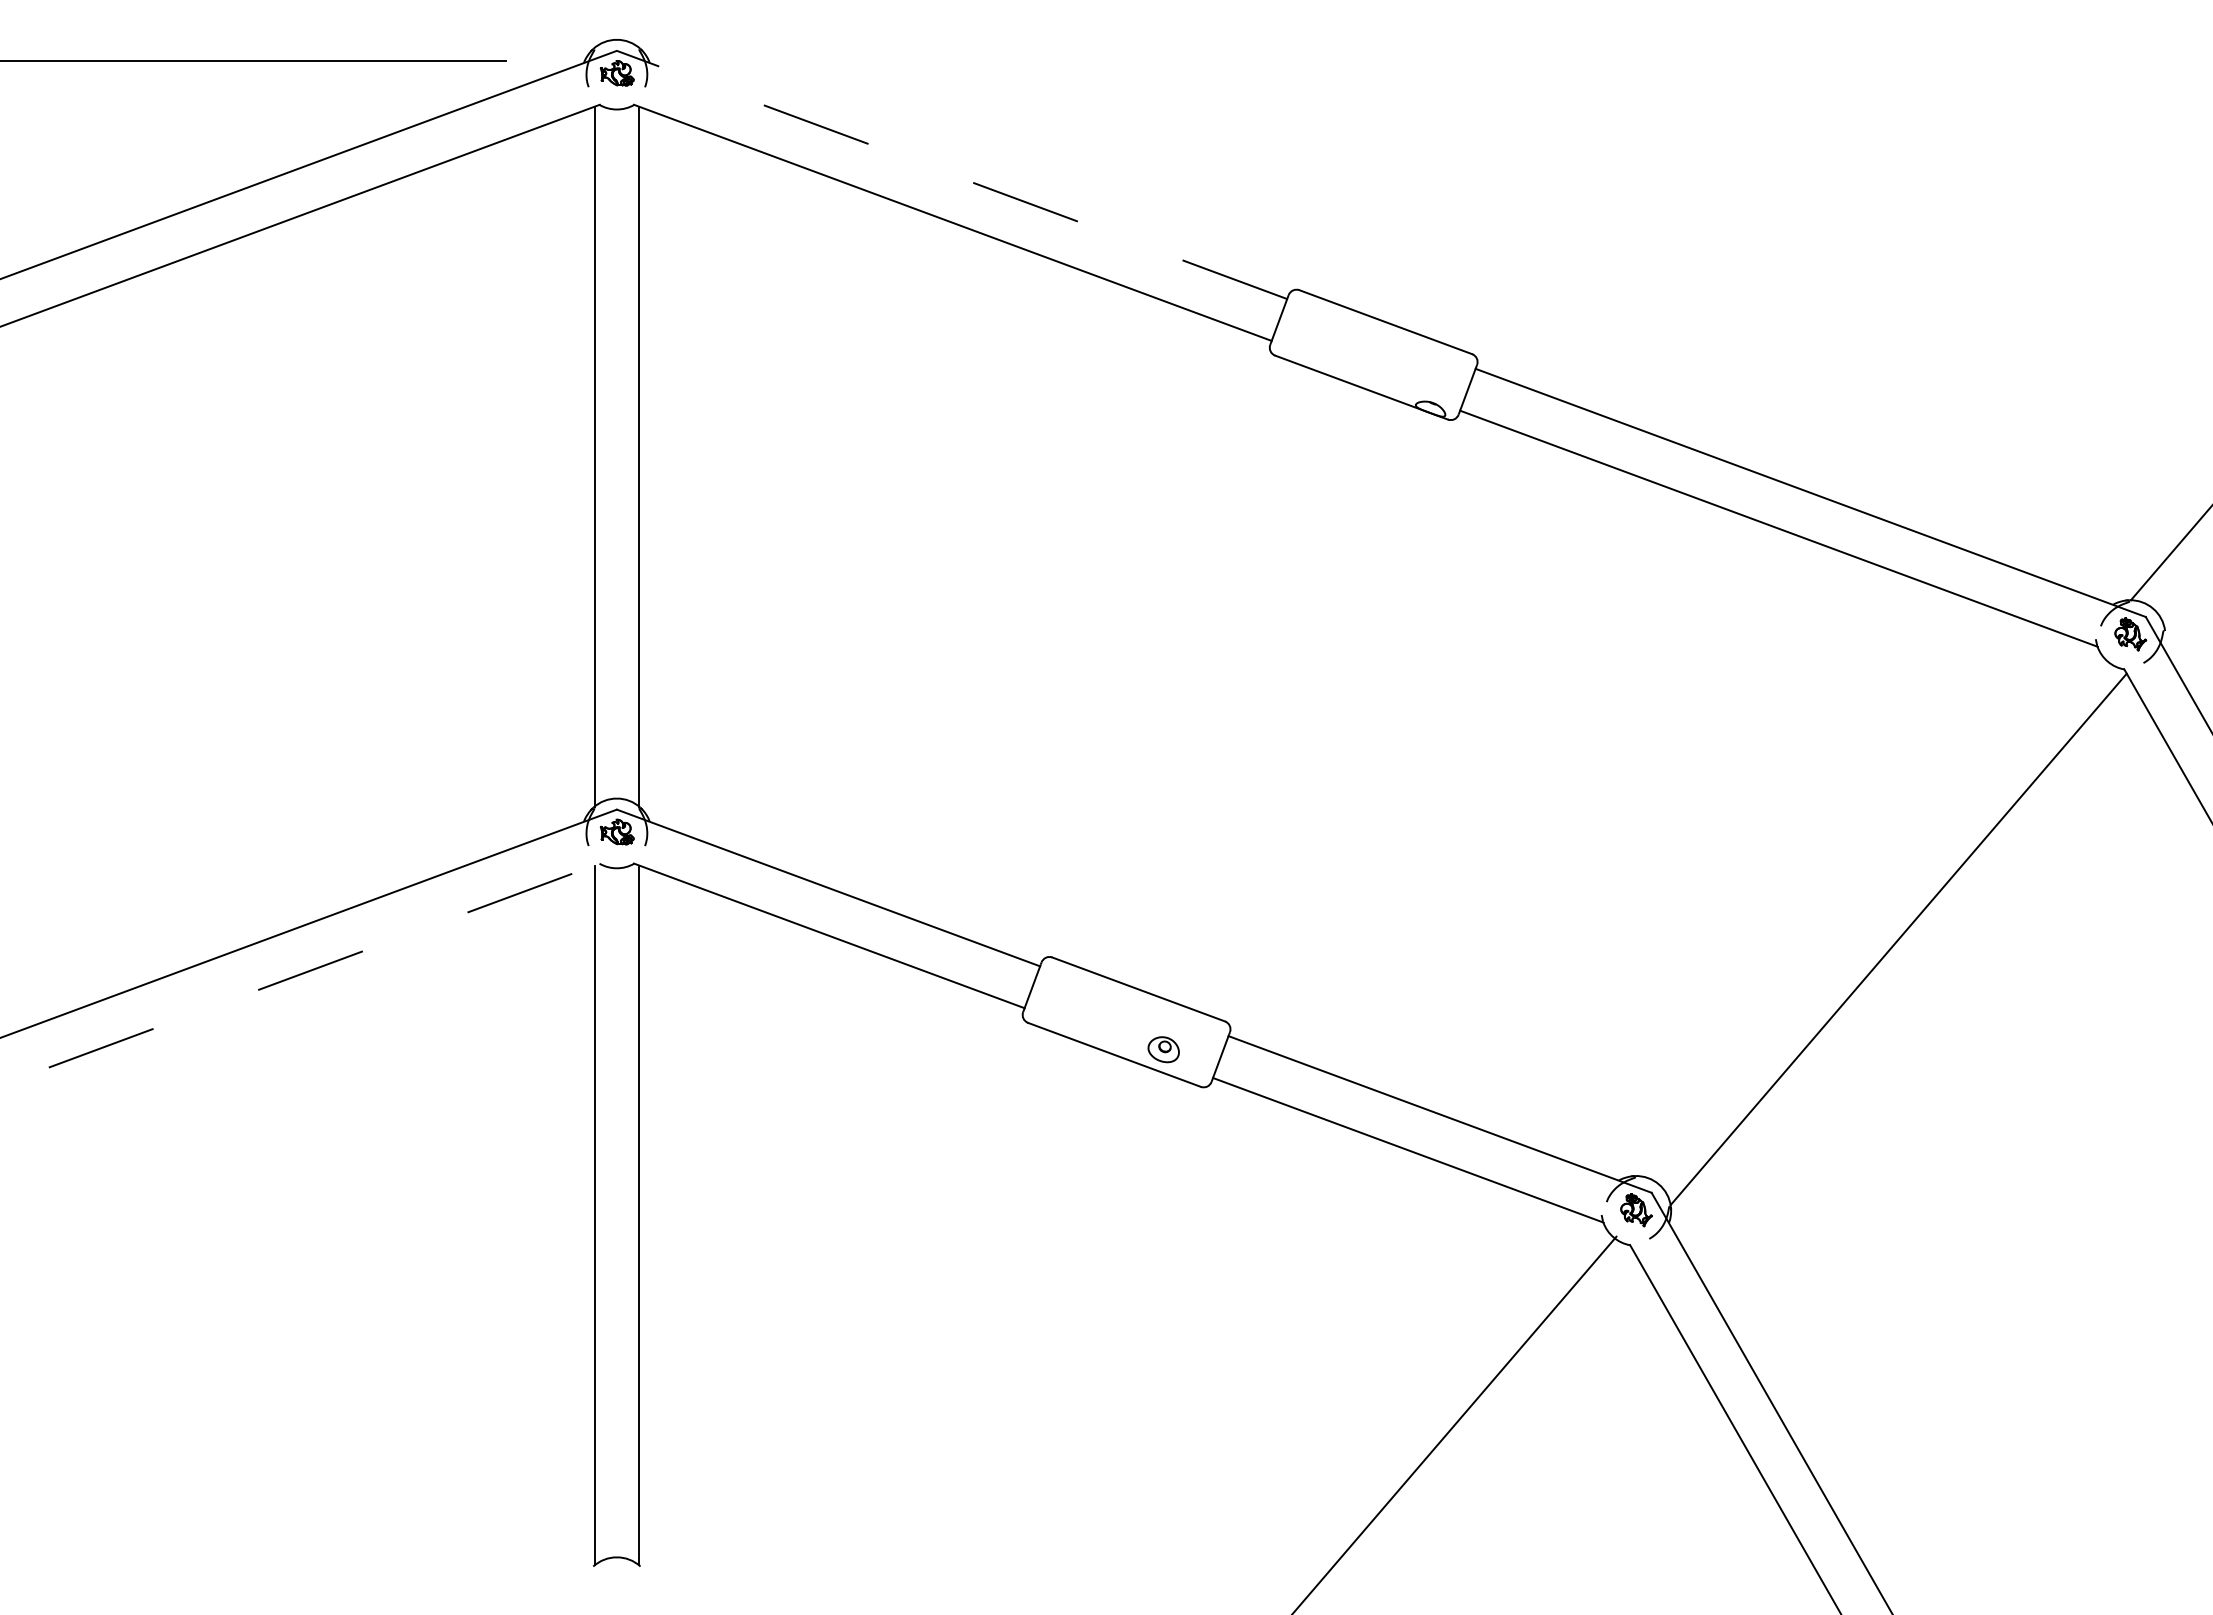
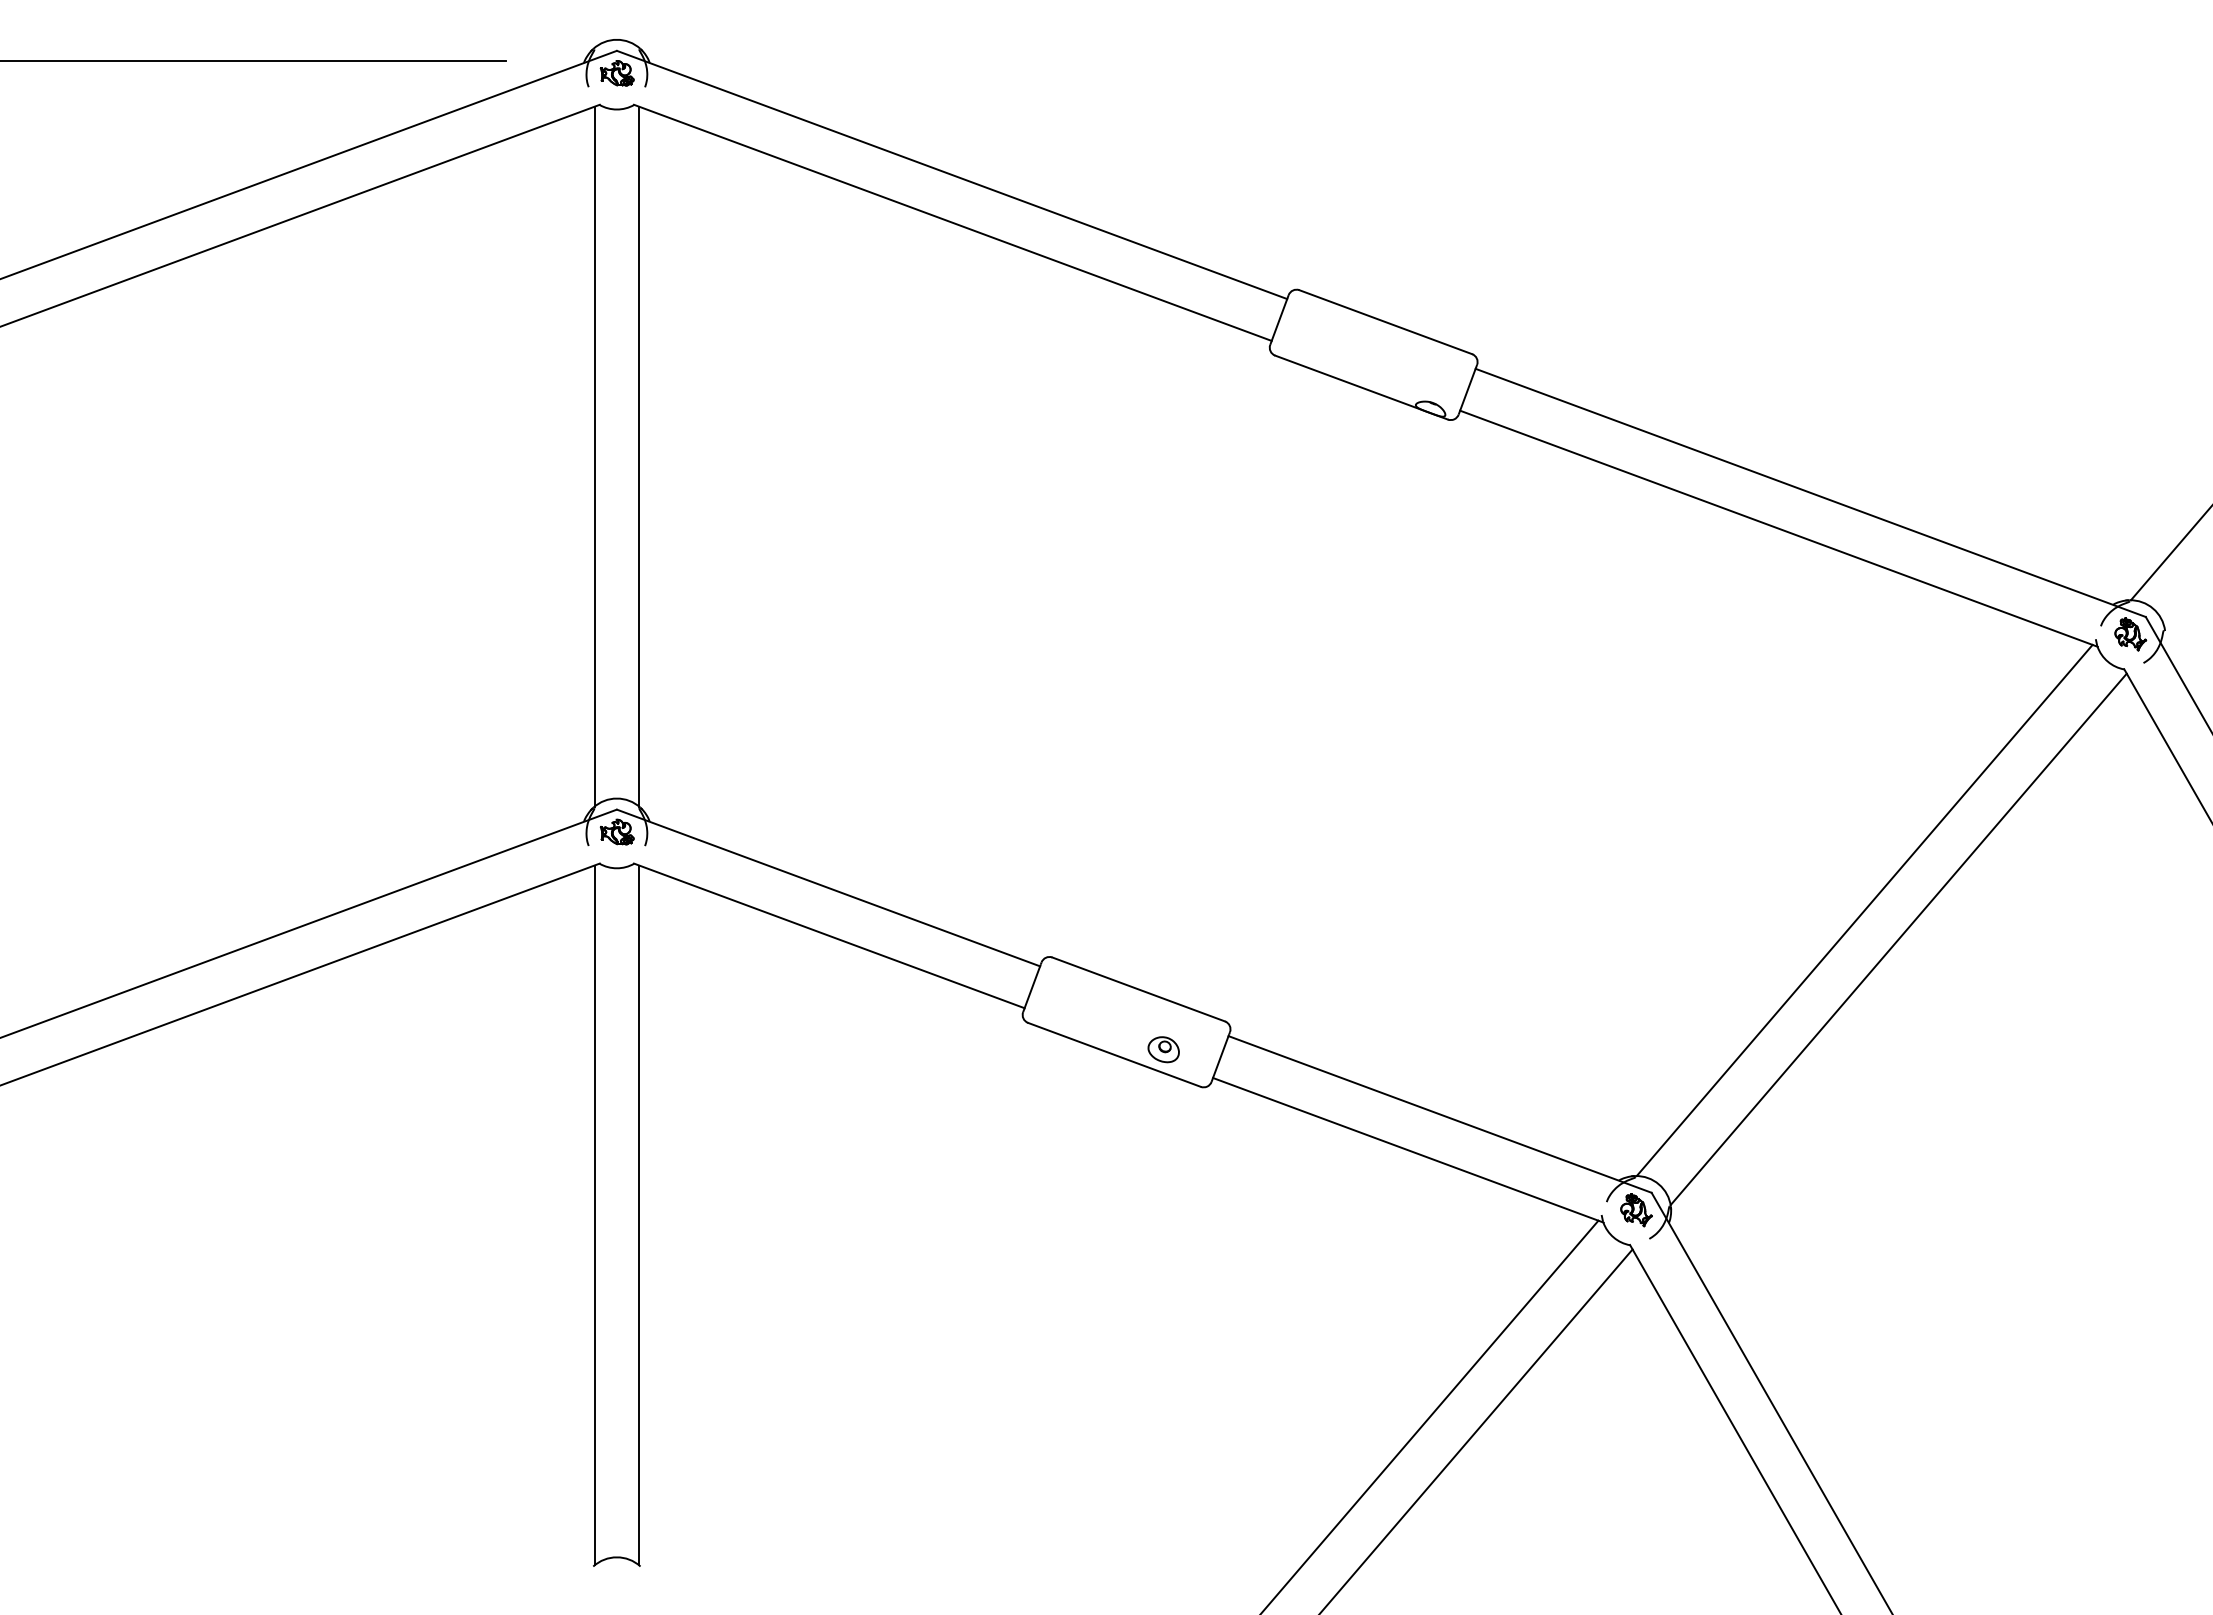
line: dashed -> solid (951, 174)
line: none -> present (1864, 910)
line: dashed -> solid (300, 974)
line position: (1455, 1423) -> (1430, 1415) (1430, 1415)
line: none -> present (1476, 1430)
